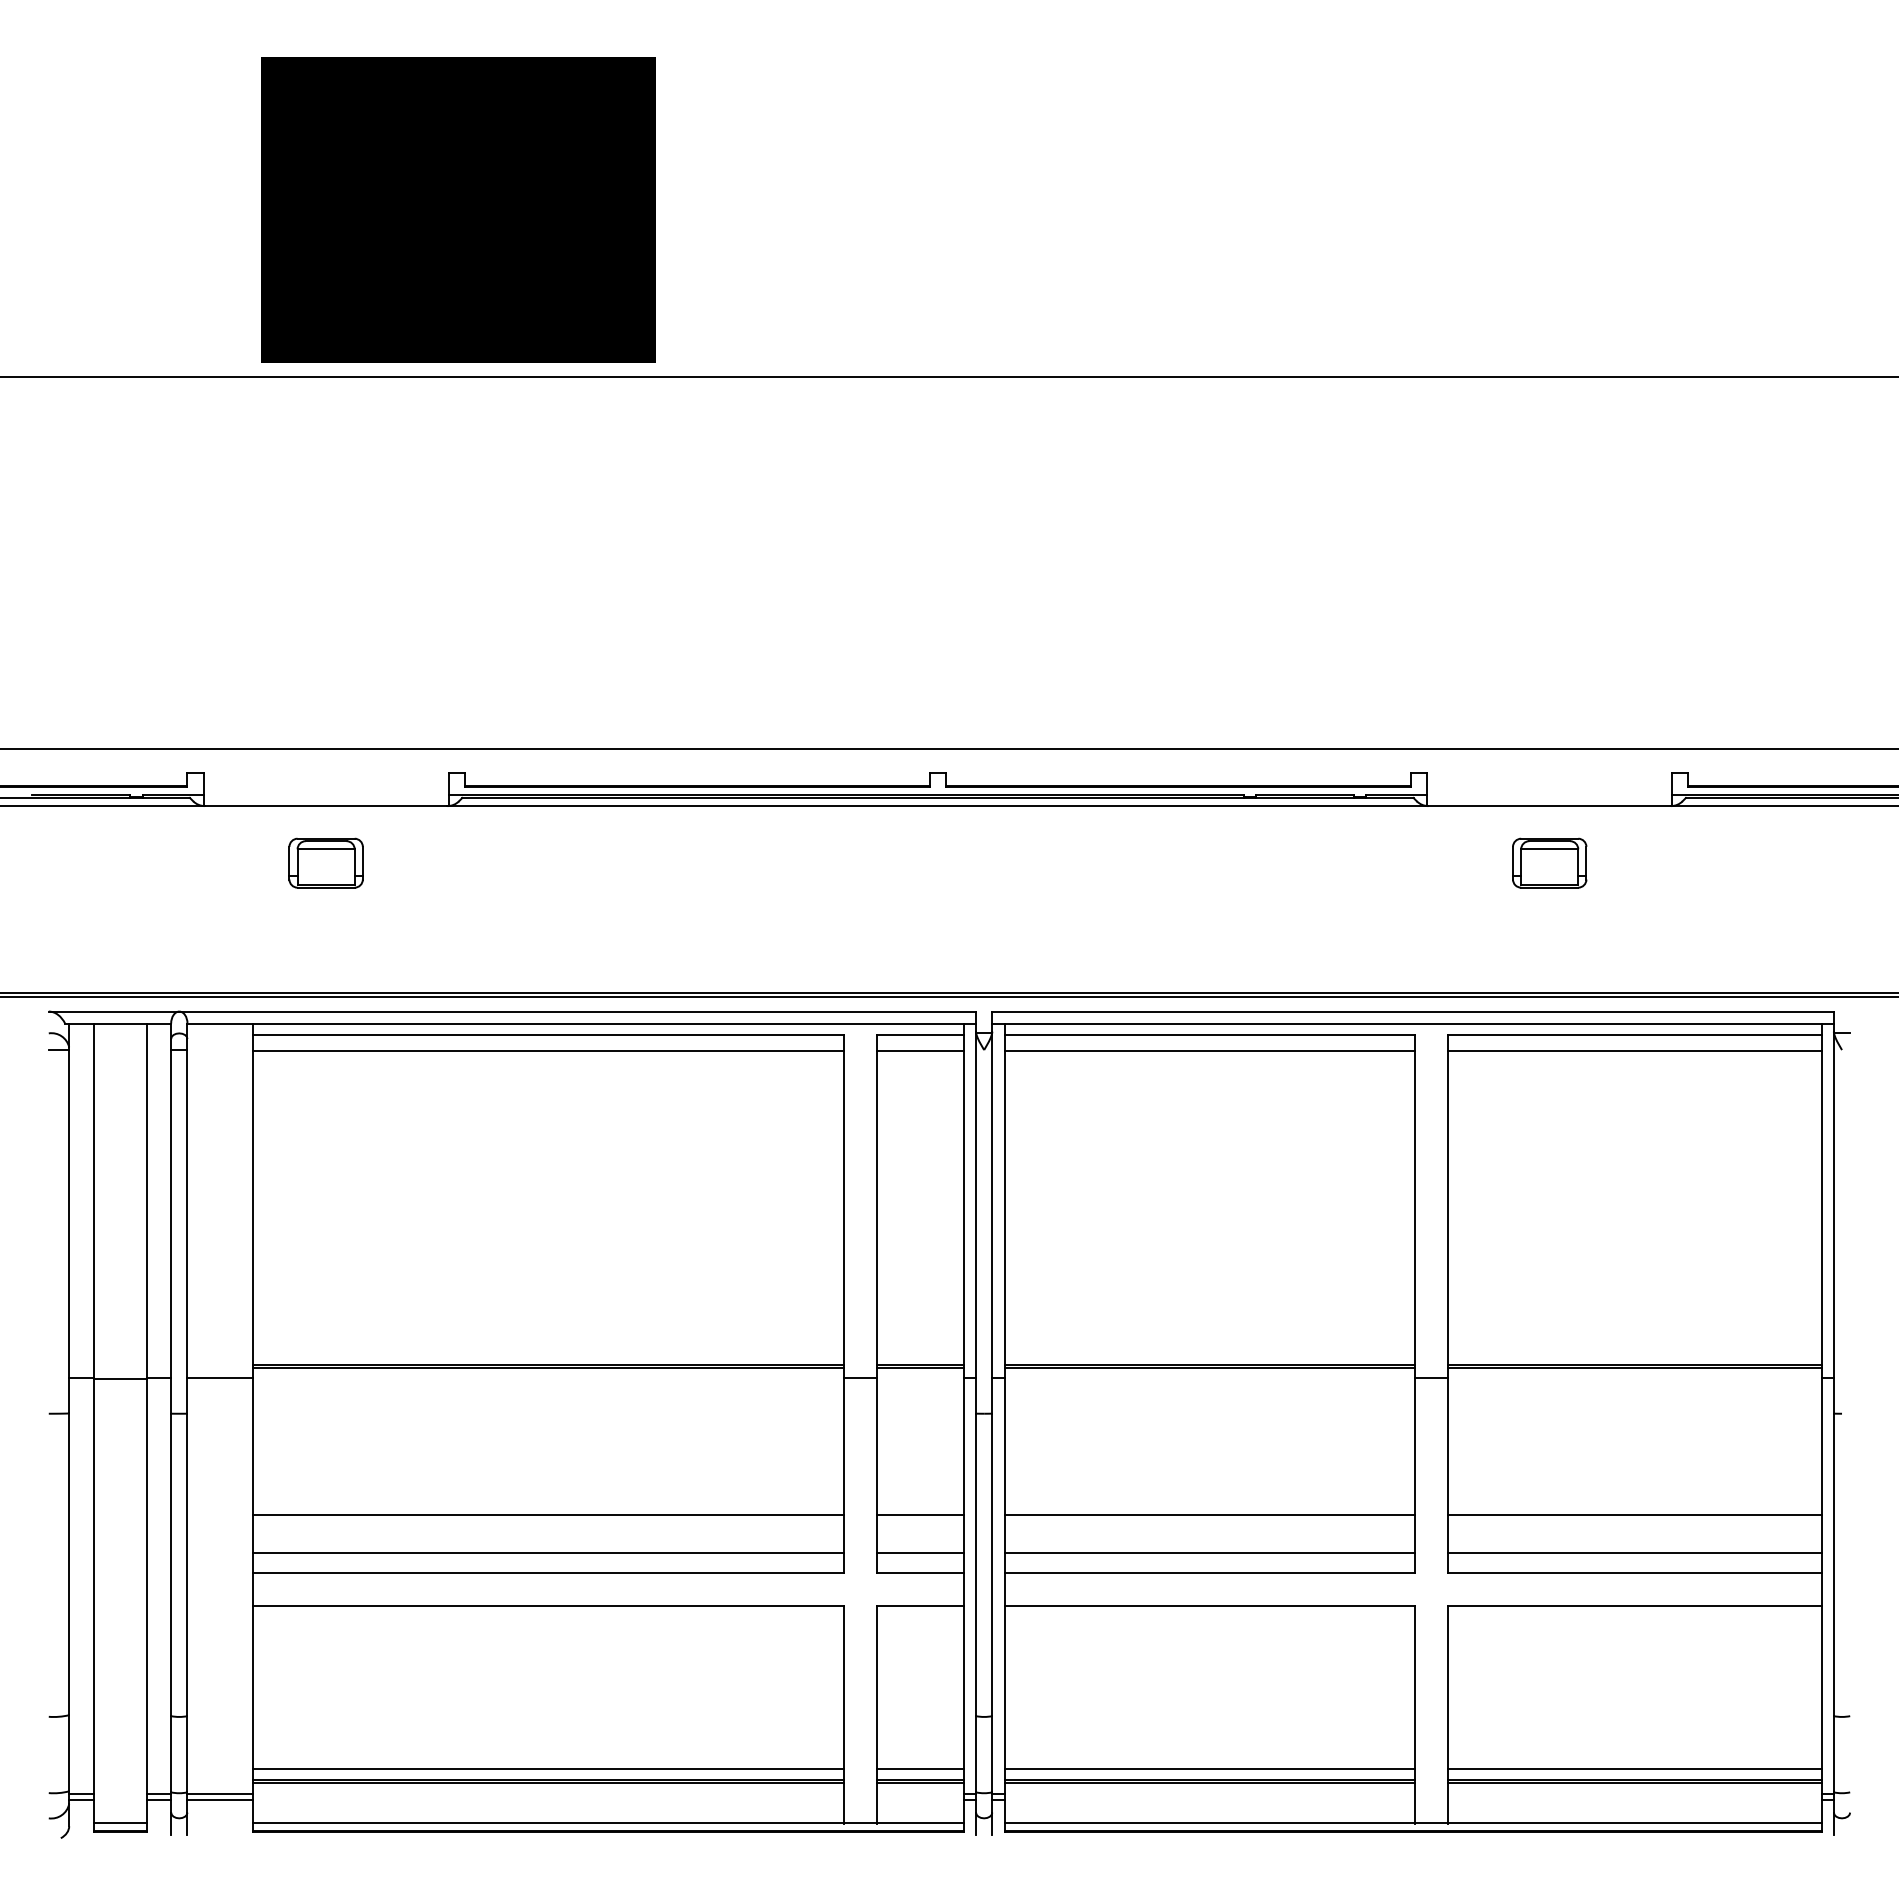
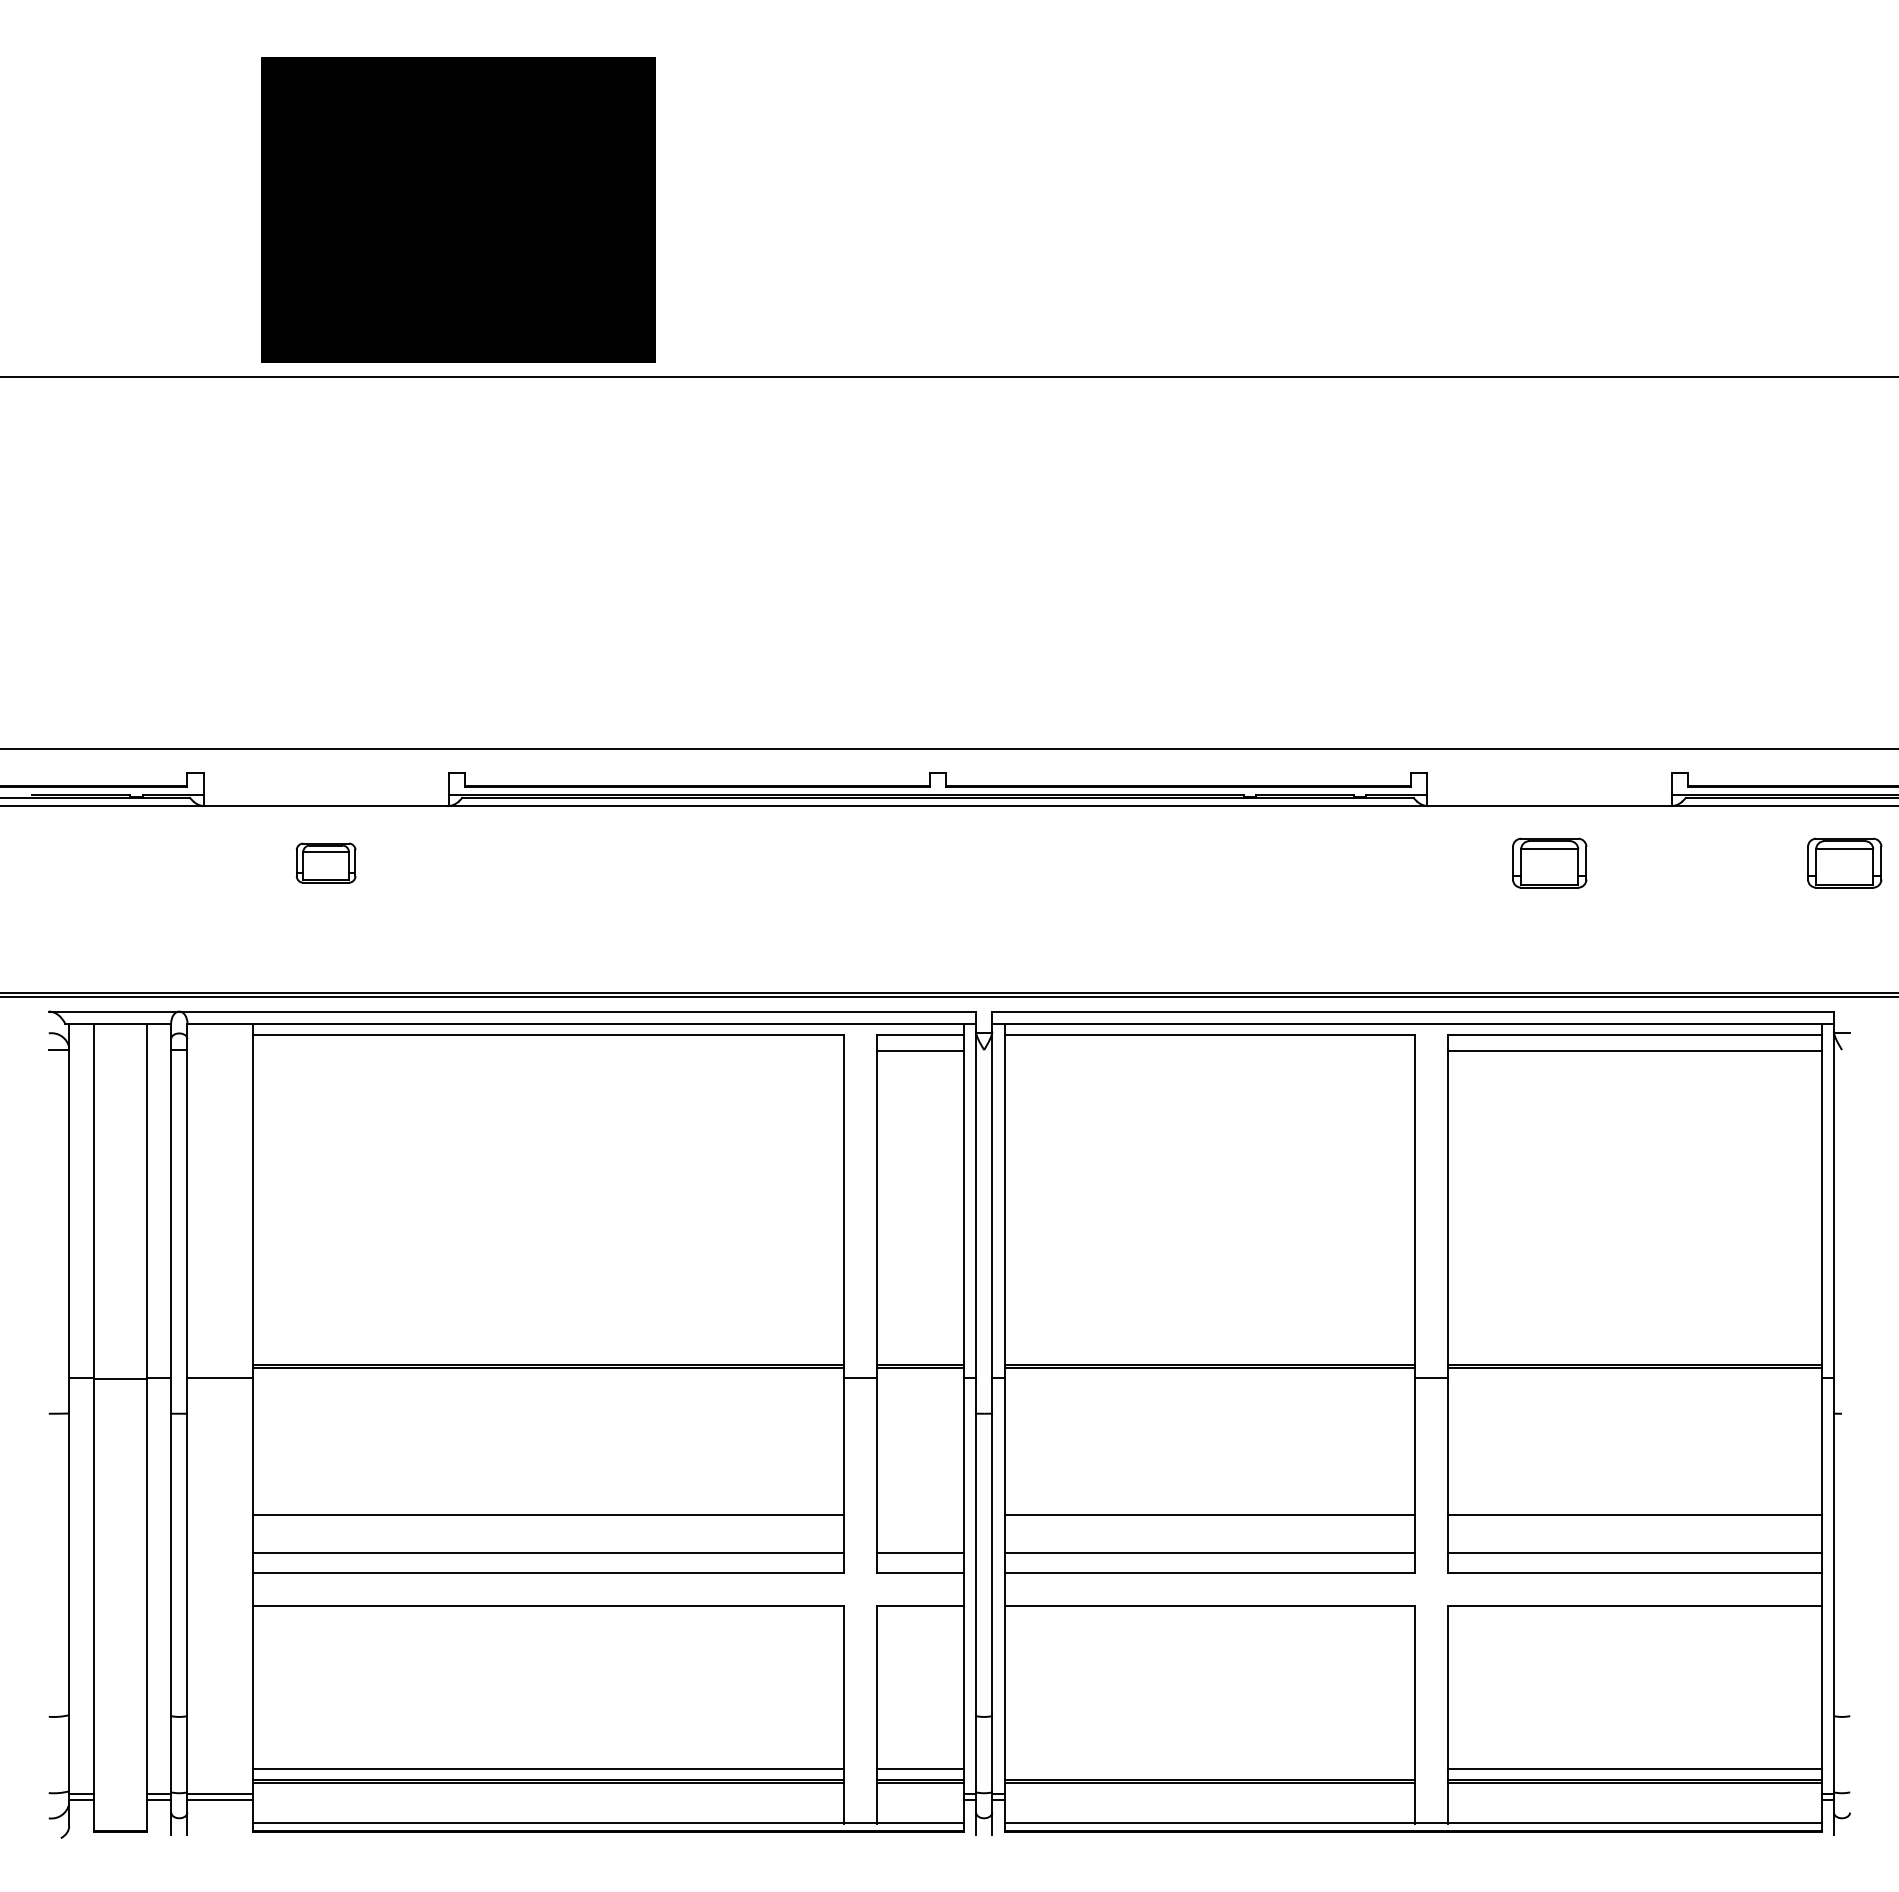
part size: 76x52 px -> 62x42 px (325, 862)
part: none -> present (1844, 862)
line: present -> none (548, 1051)
line: present -> none (1209, 1051)
line: present -> none (919, 1515)
line: present -> none (1209, 1768)
line: present -> none (119, 1822)
